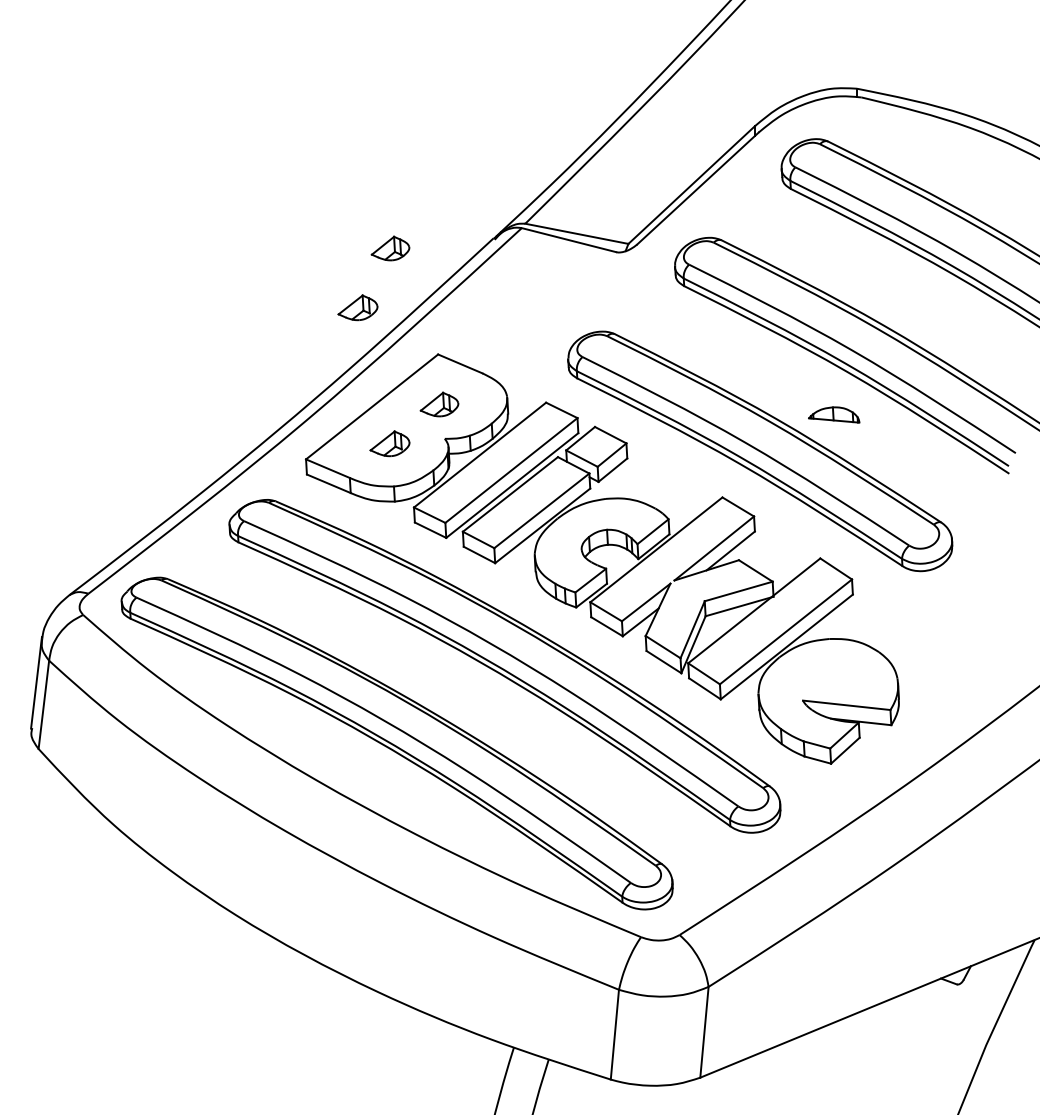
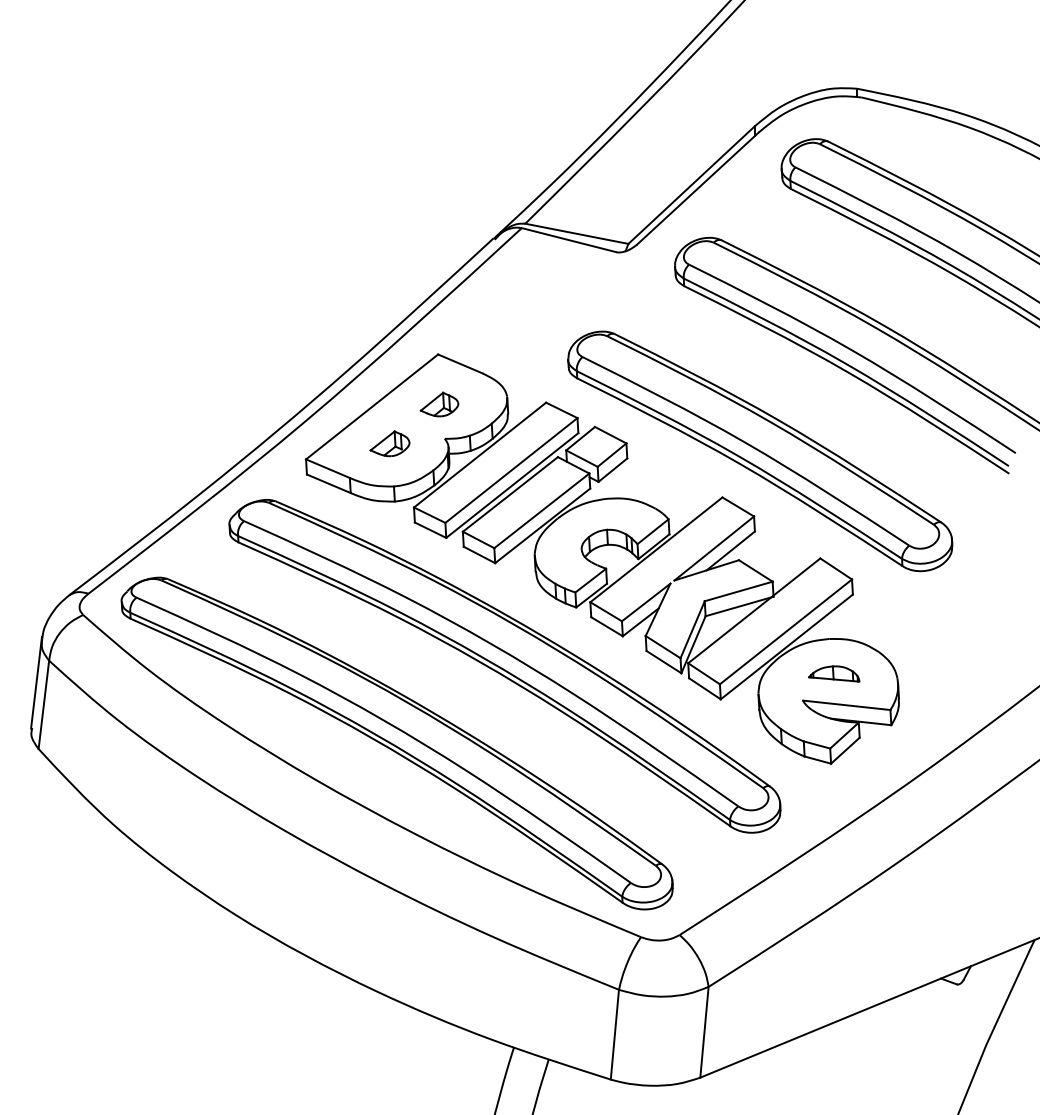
part: present -> none (390, 248)
part: present -> none (357, 307)
part position: (834, 414) -> (834, 673) (834, 673)
